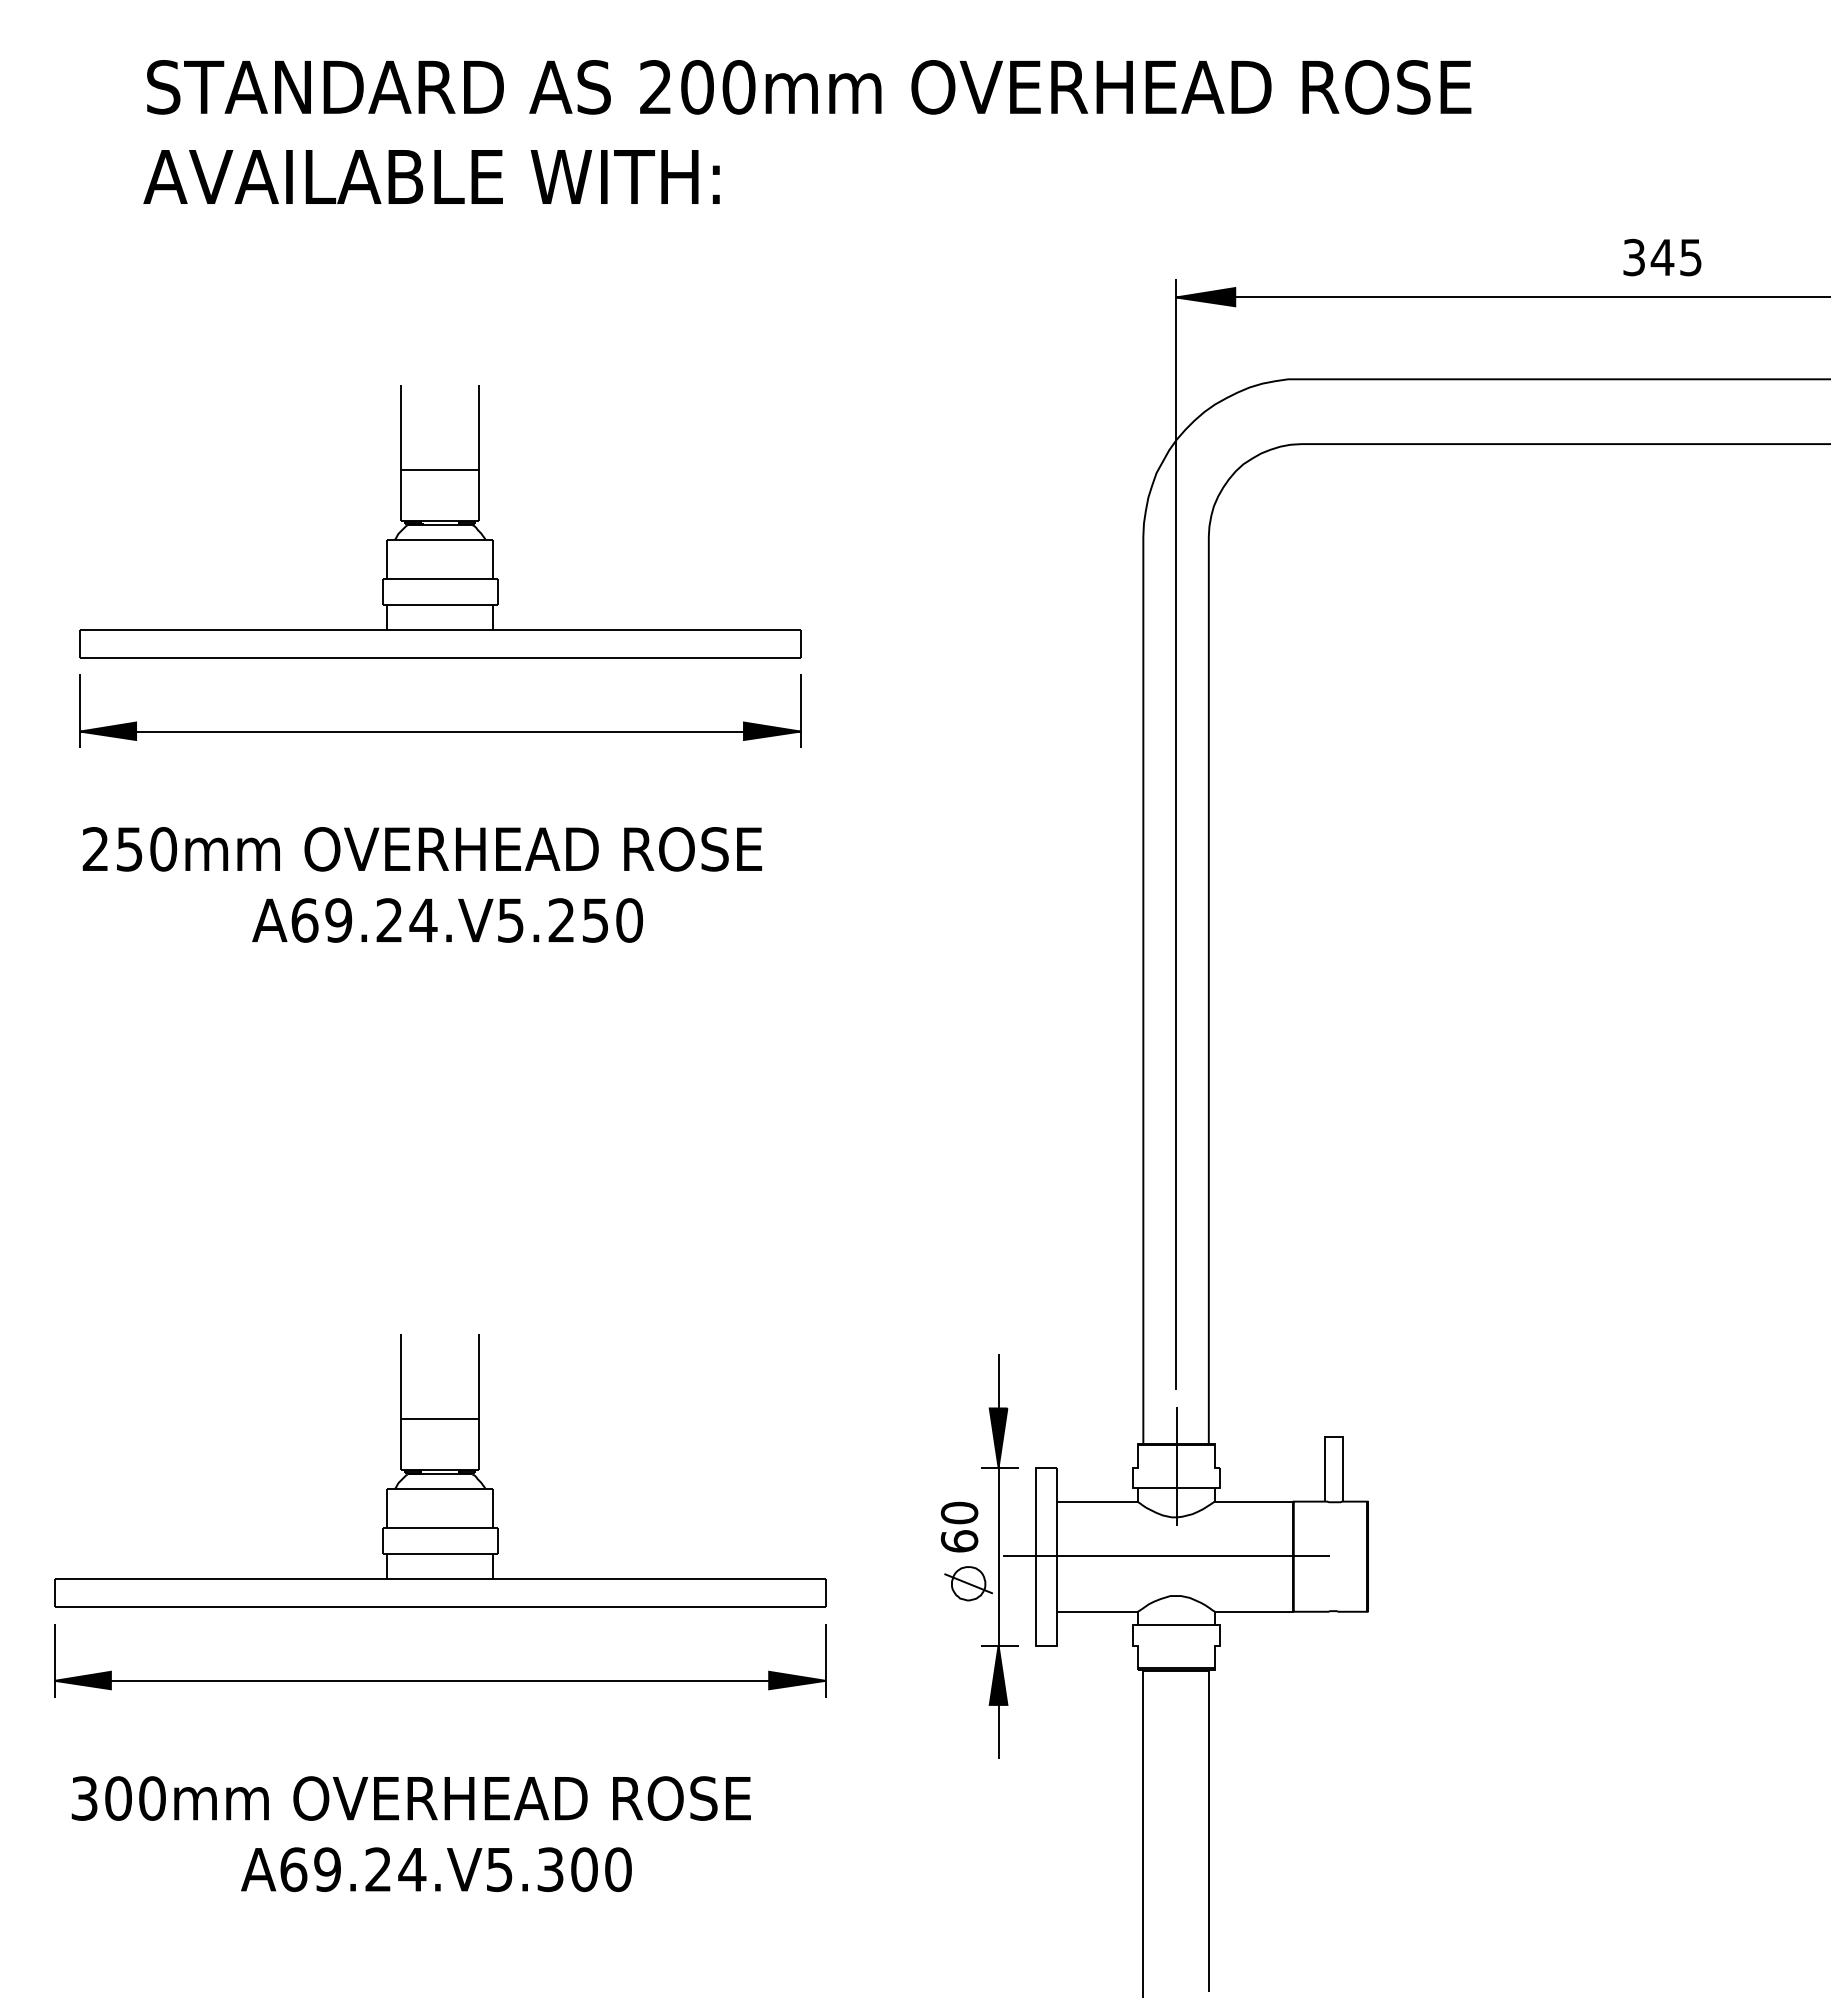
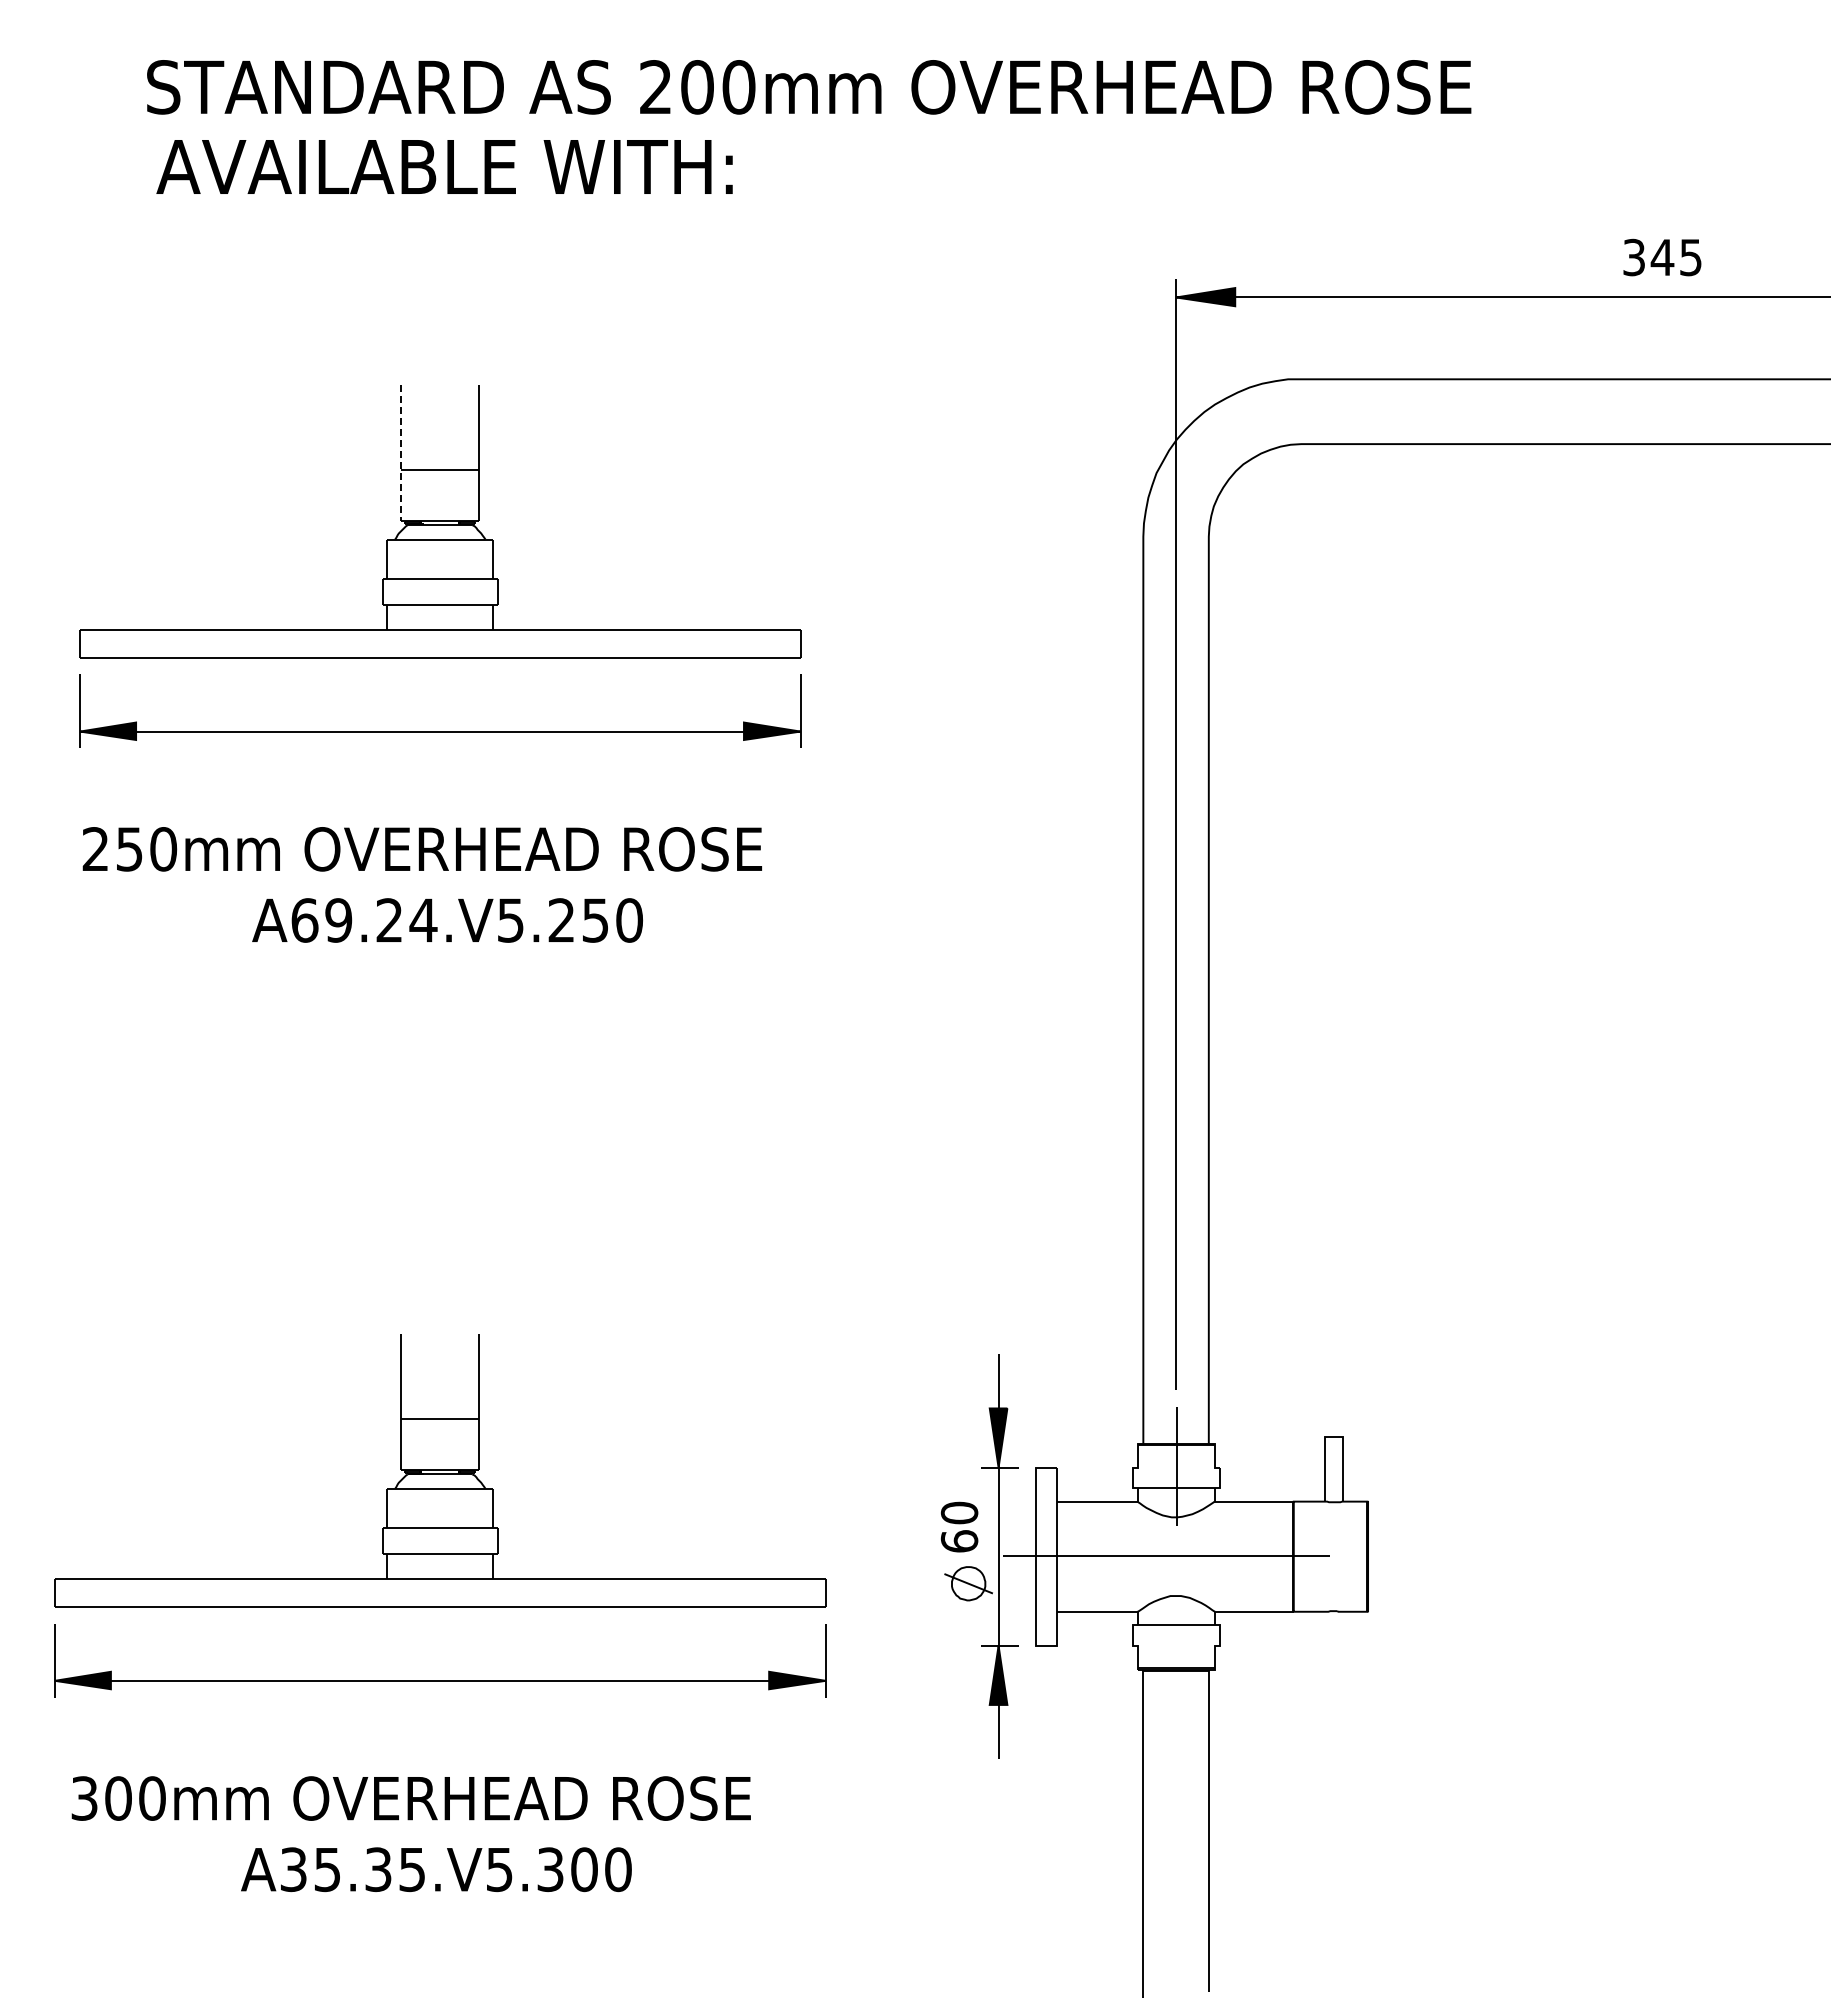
text position: (431, 176) -> (444, 166) (444, 166)
line: solid -> dashed (400, 453)
text: A69.24.V5.300 -> A35.35.V5.300 (353, 1869)
